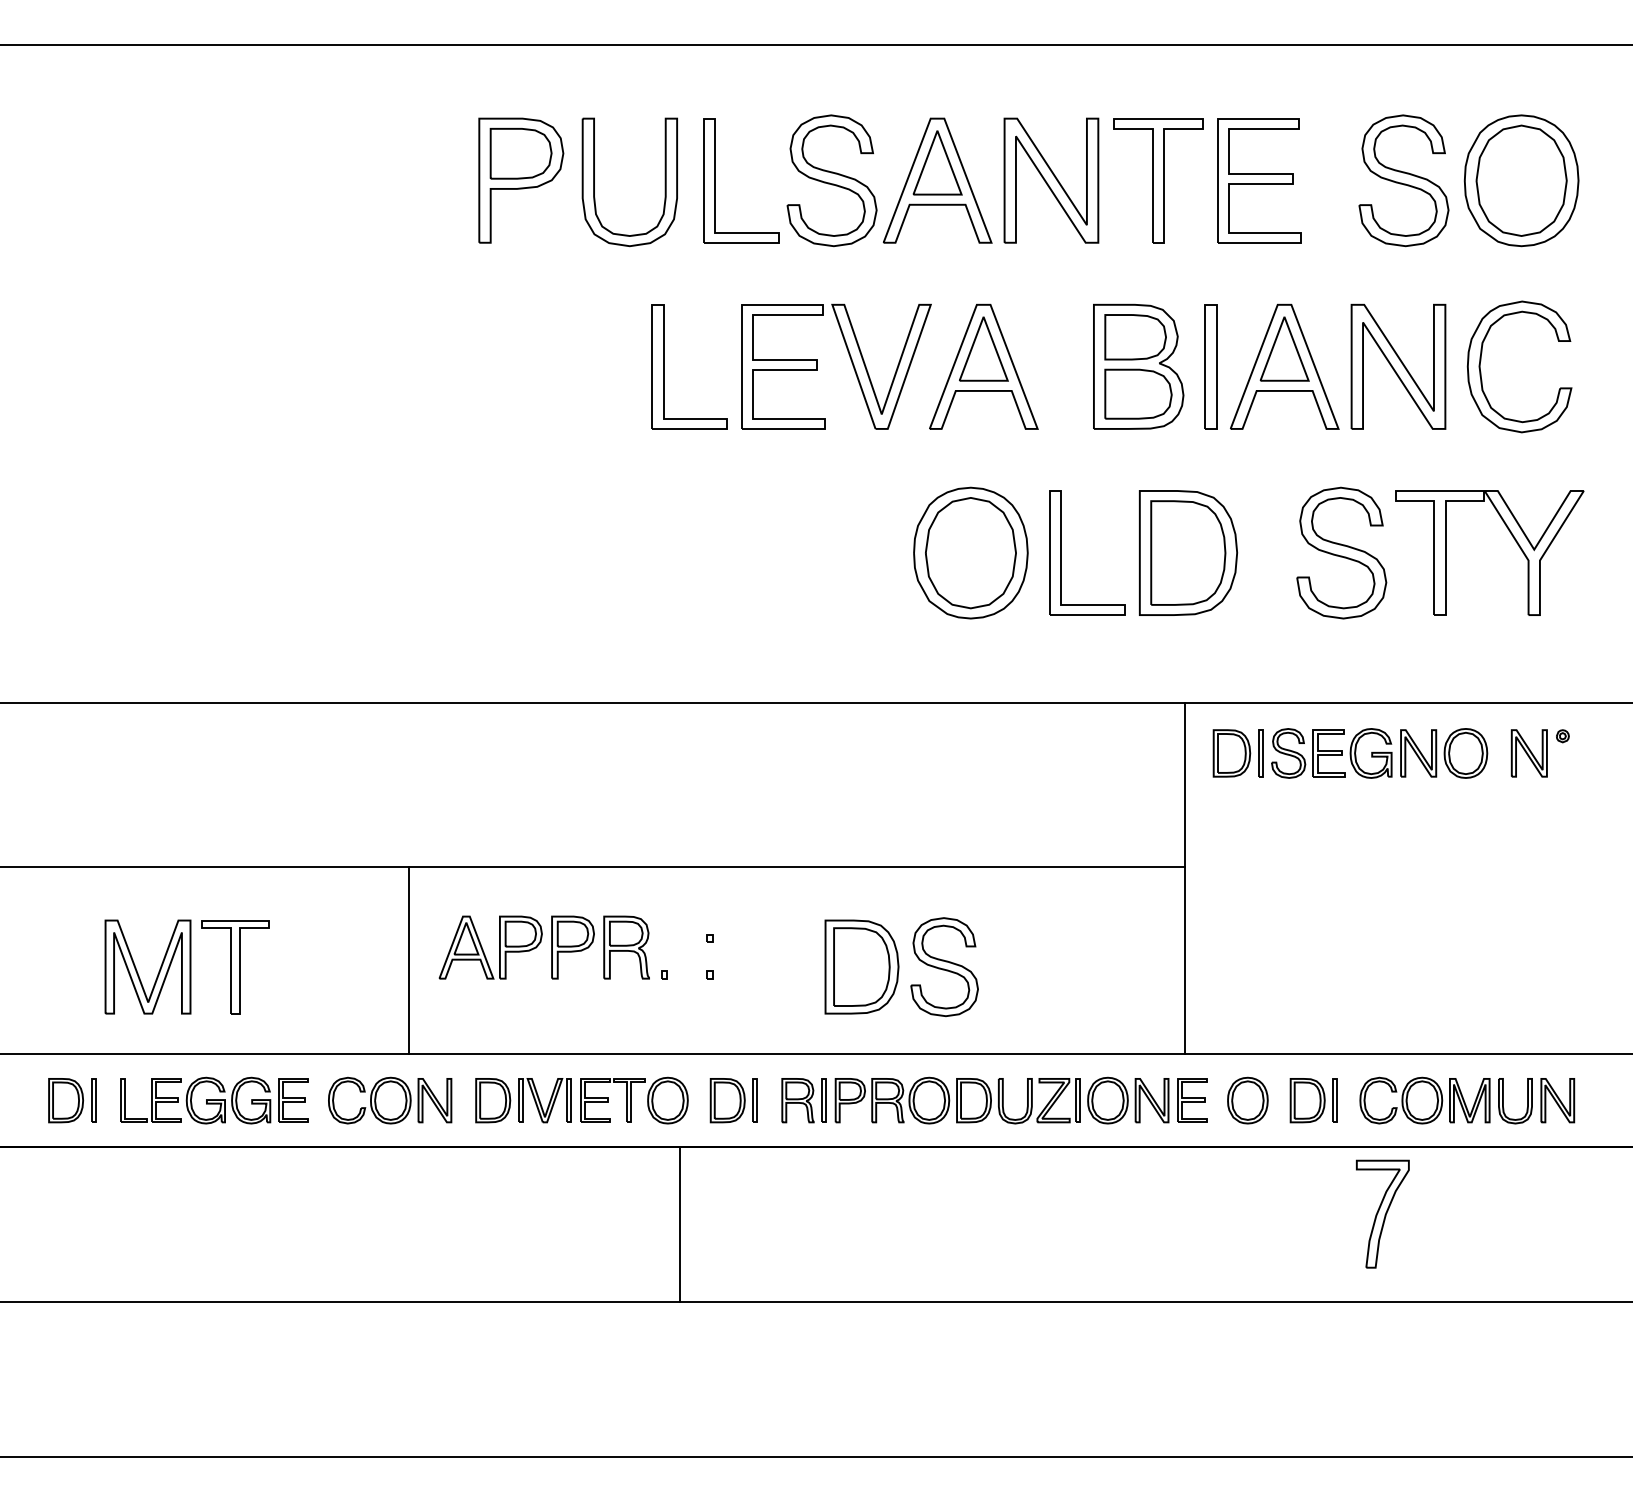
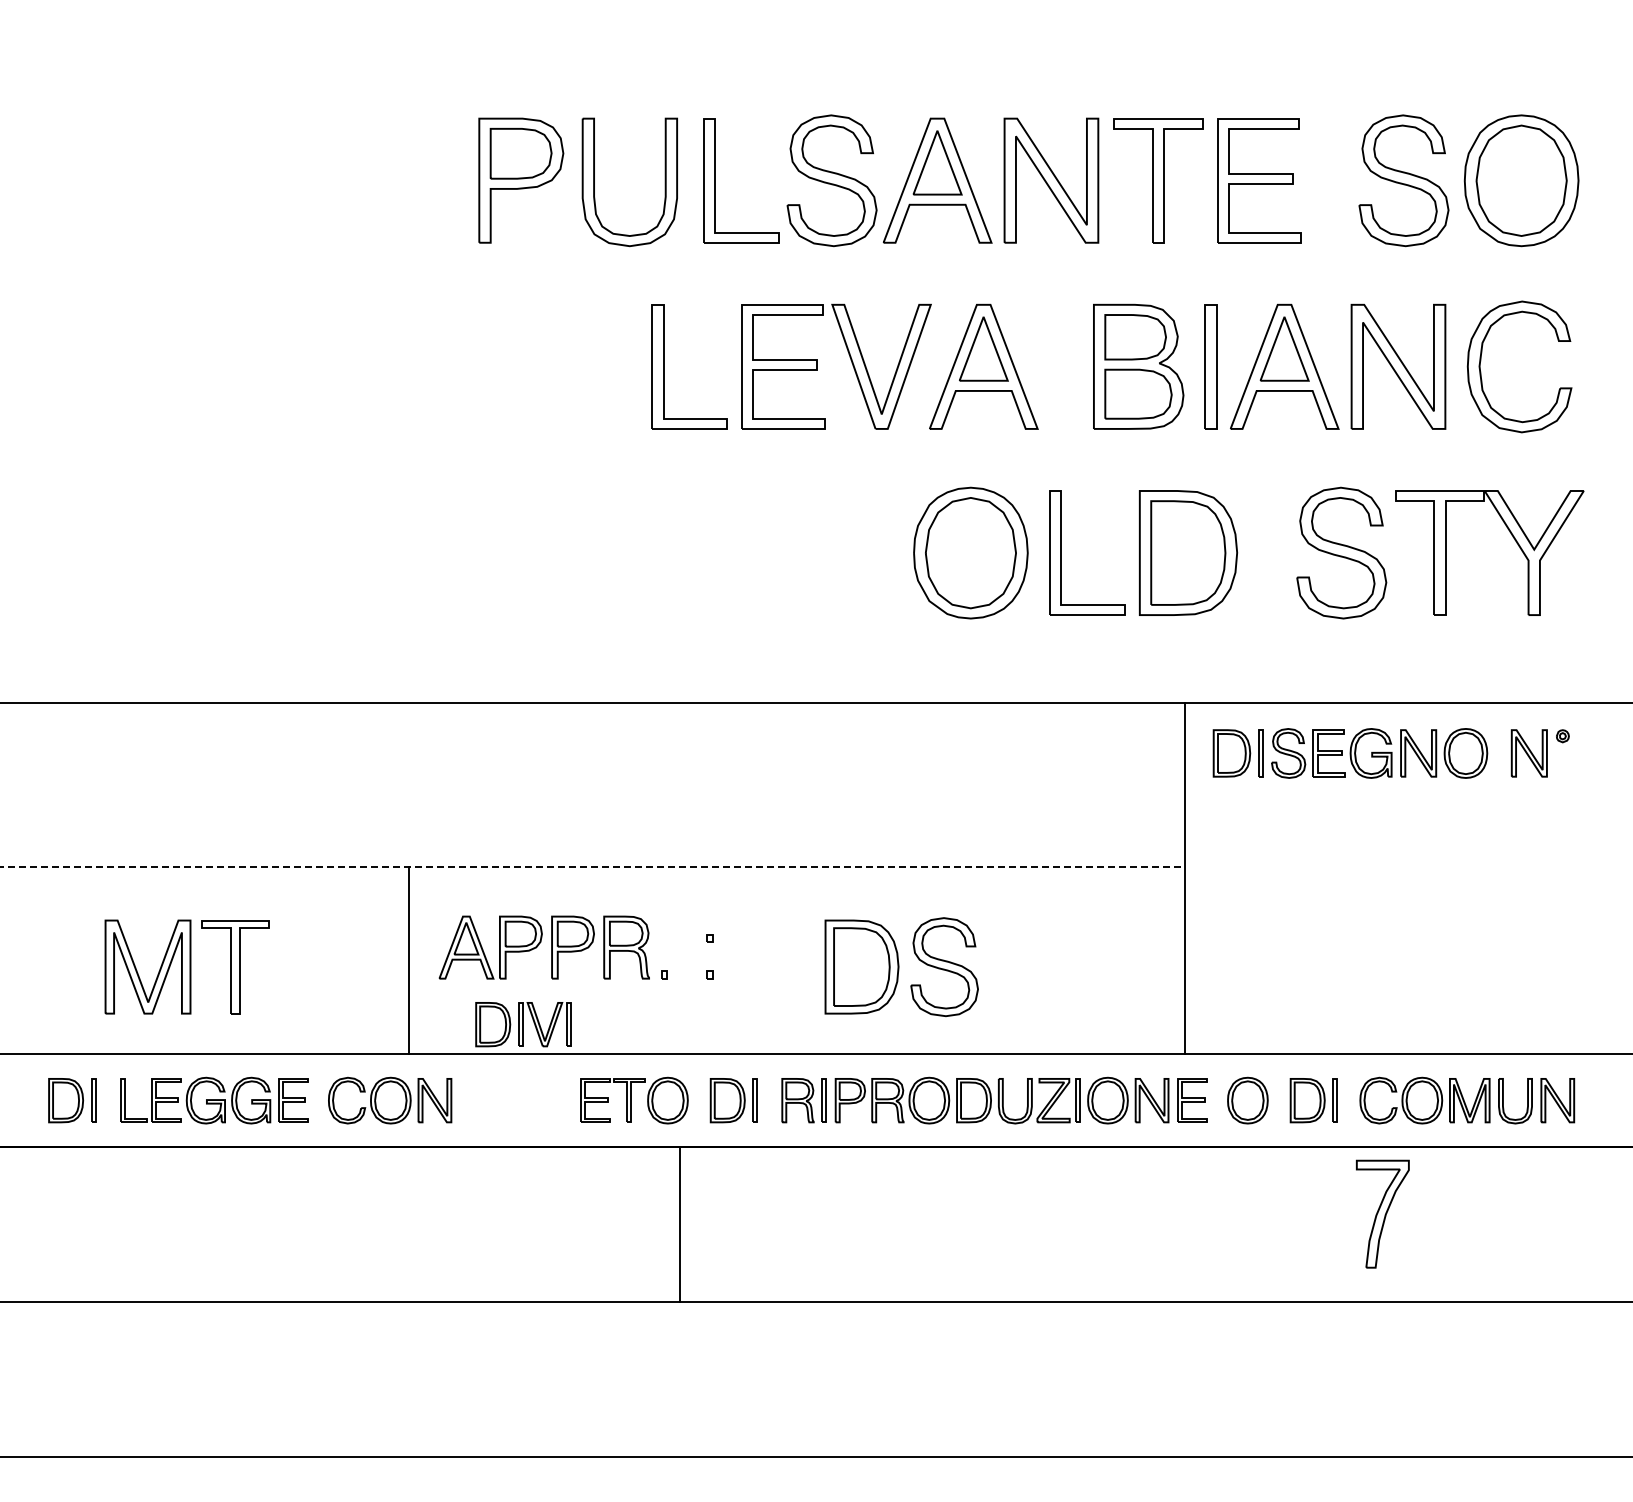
line: present -> none (815, 45)
line: solid -> dashed (592, 867)
part position: (523, 1100) -> (523, 1024) (523, 1024)
